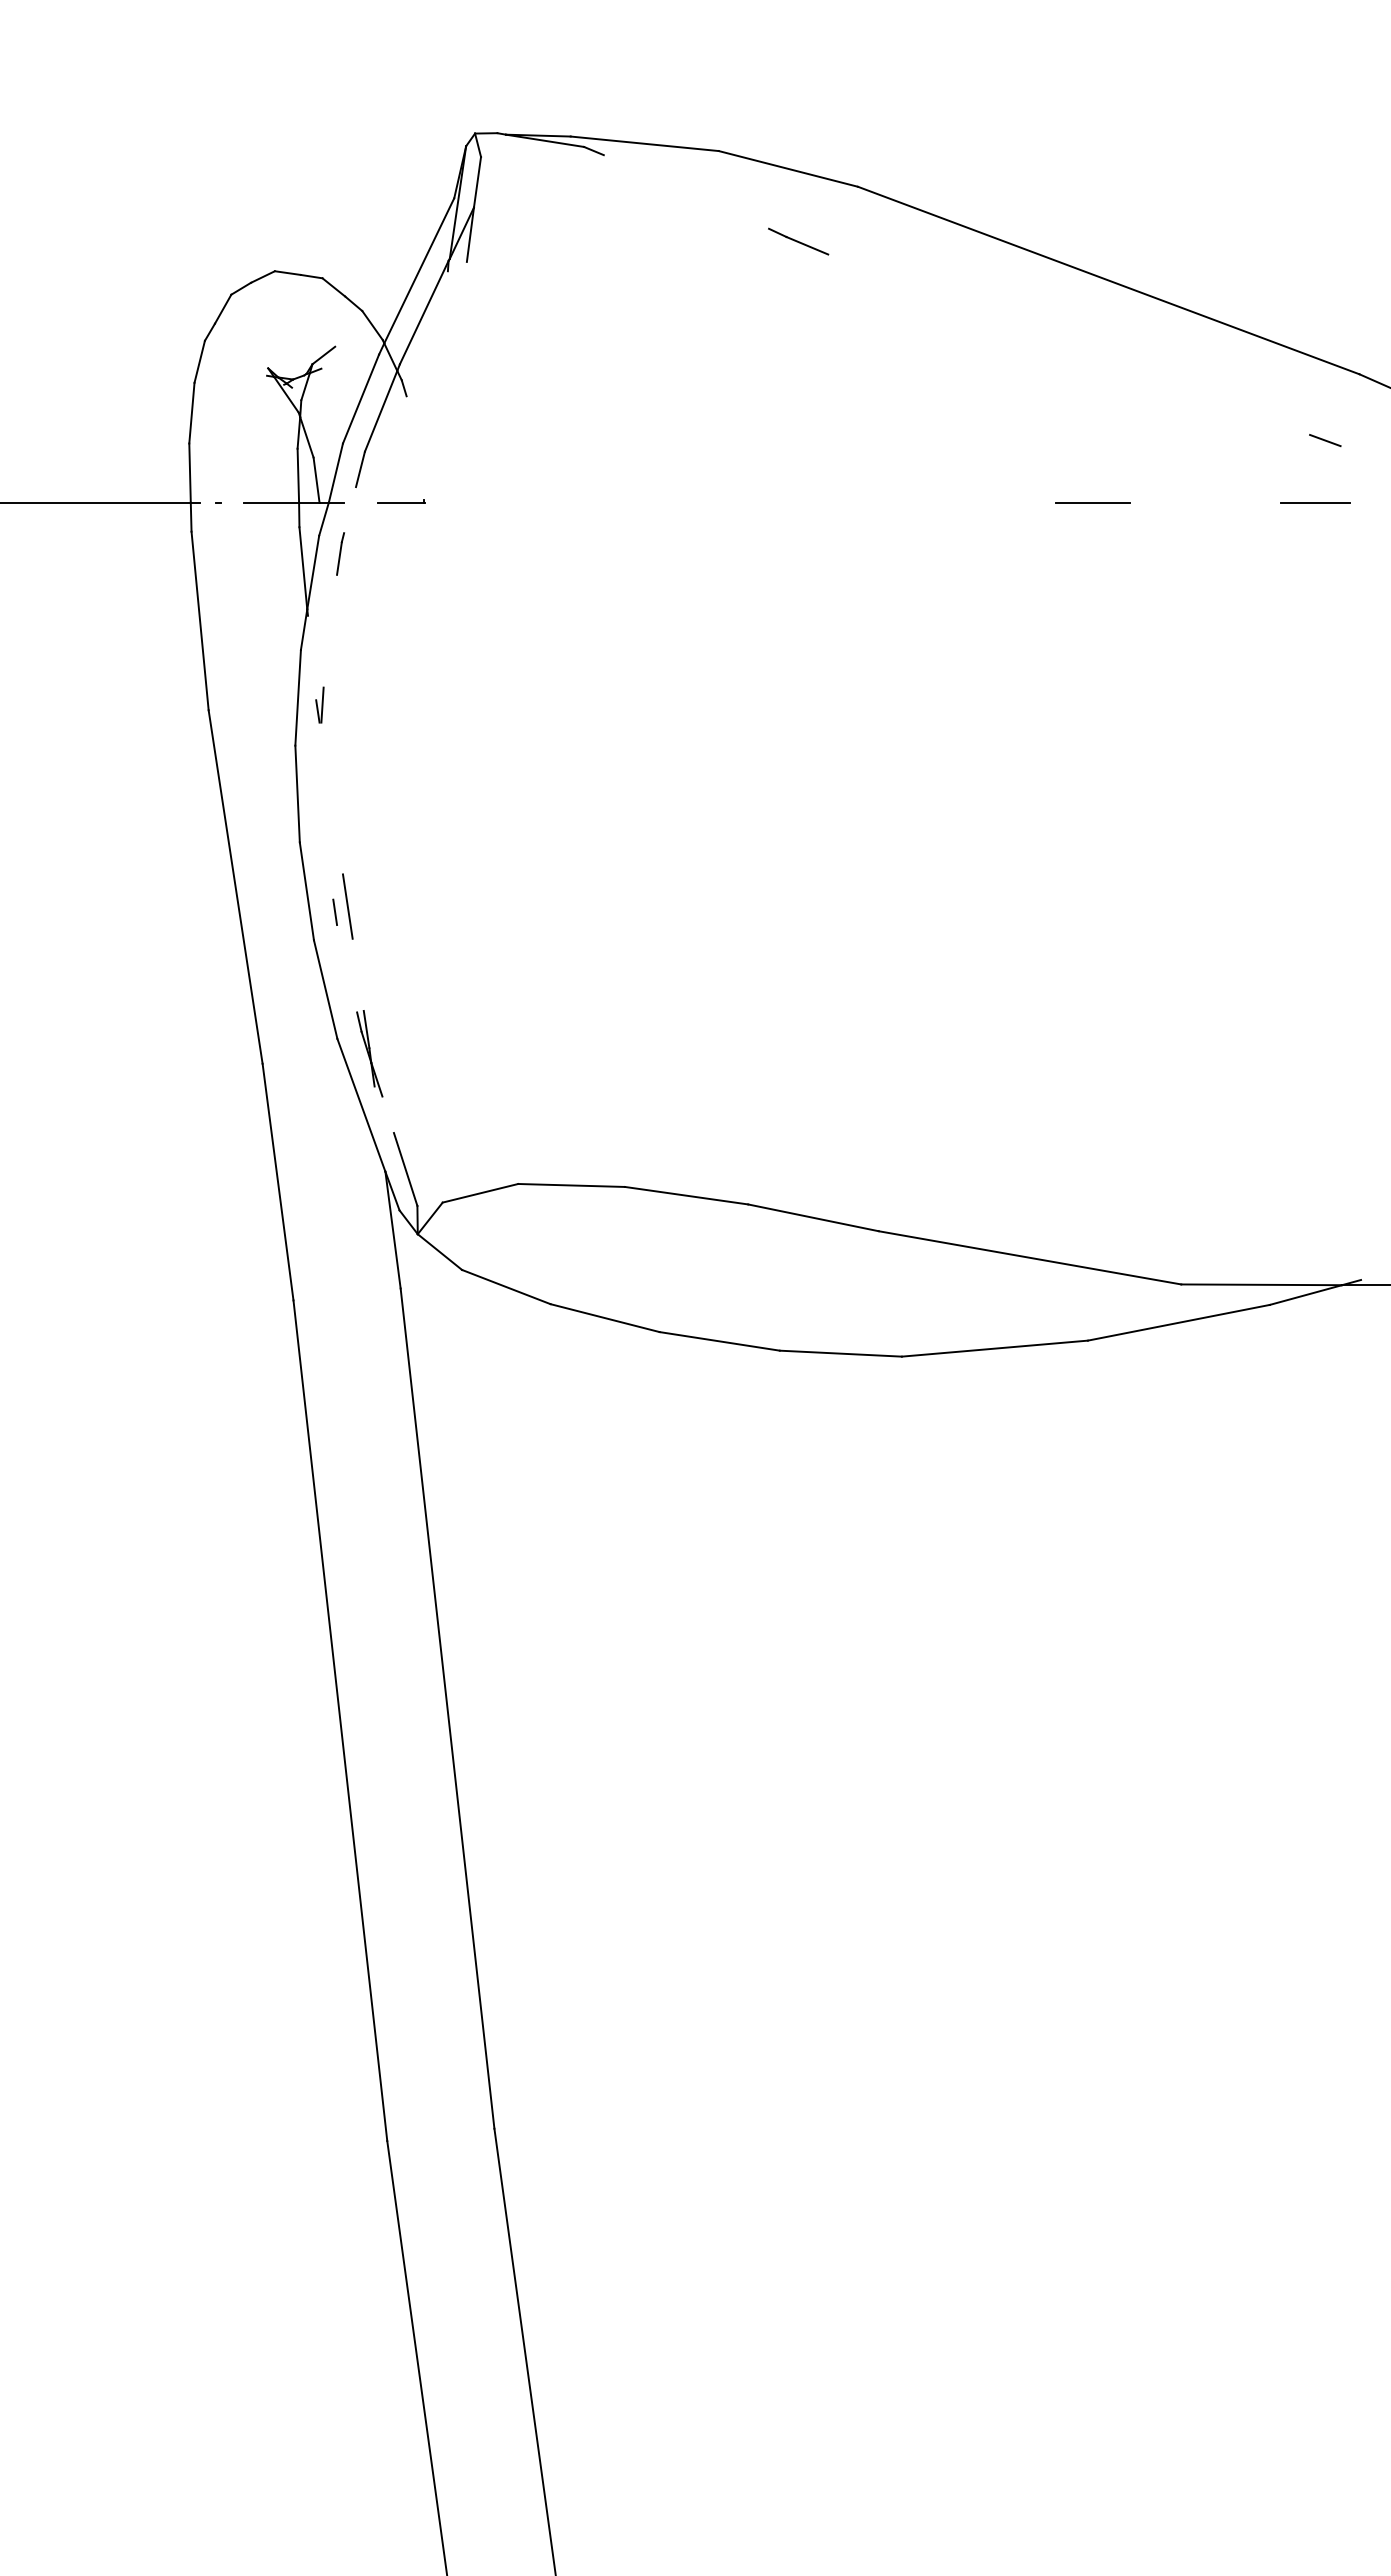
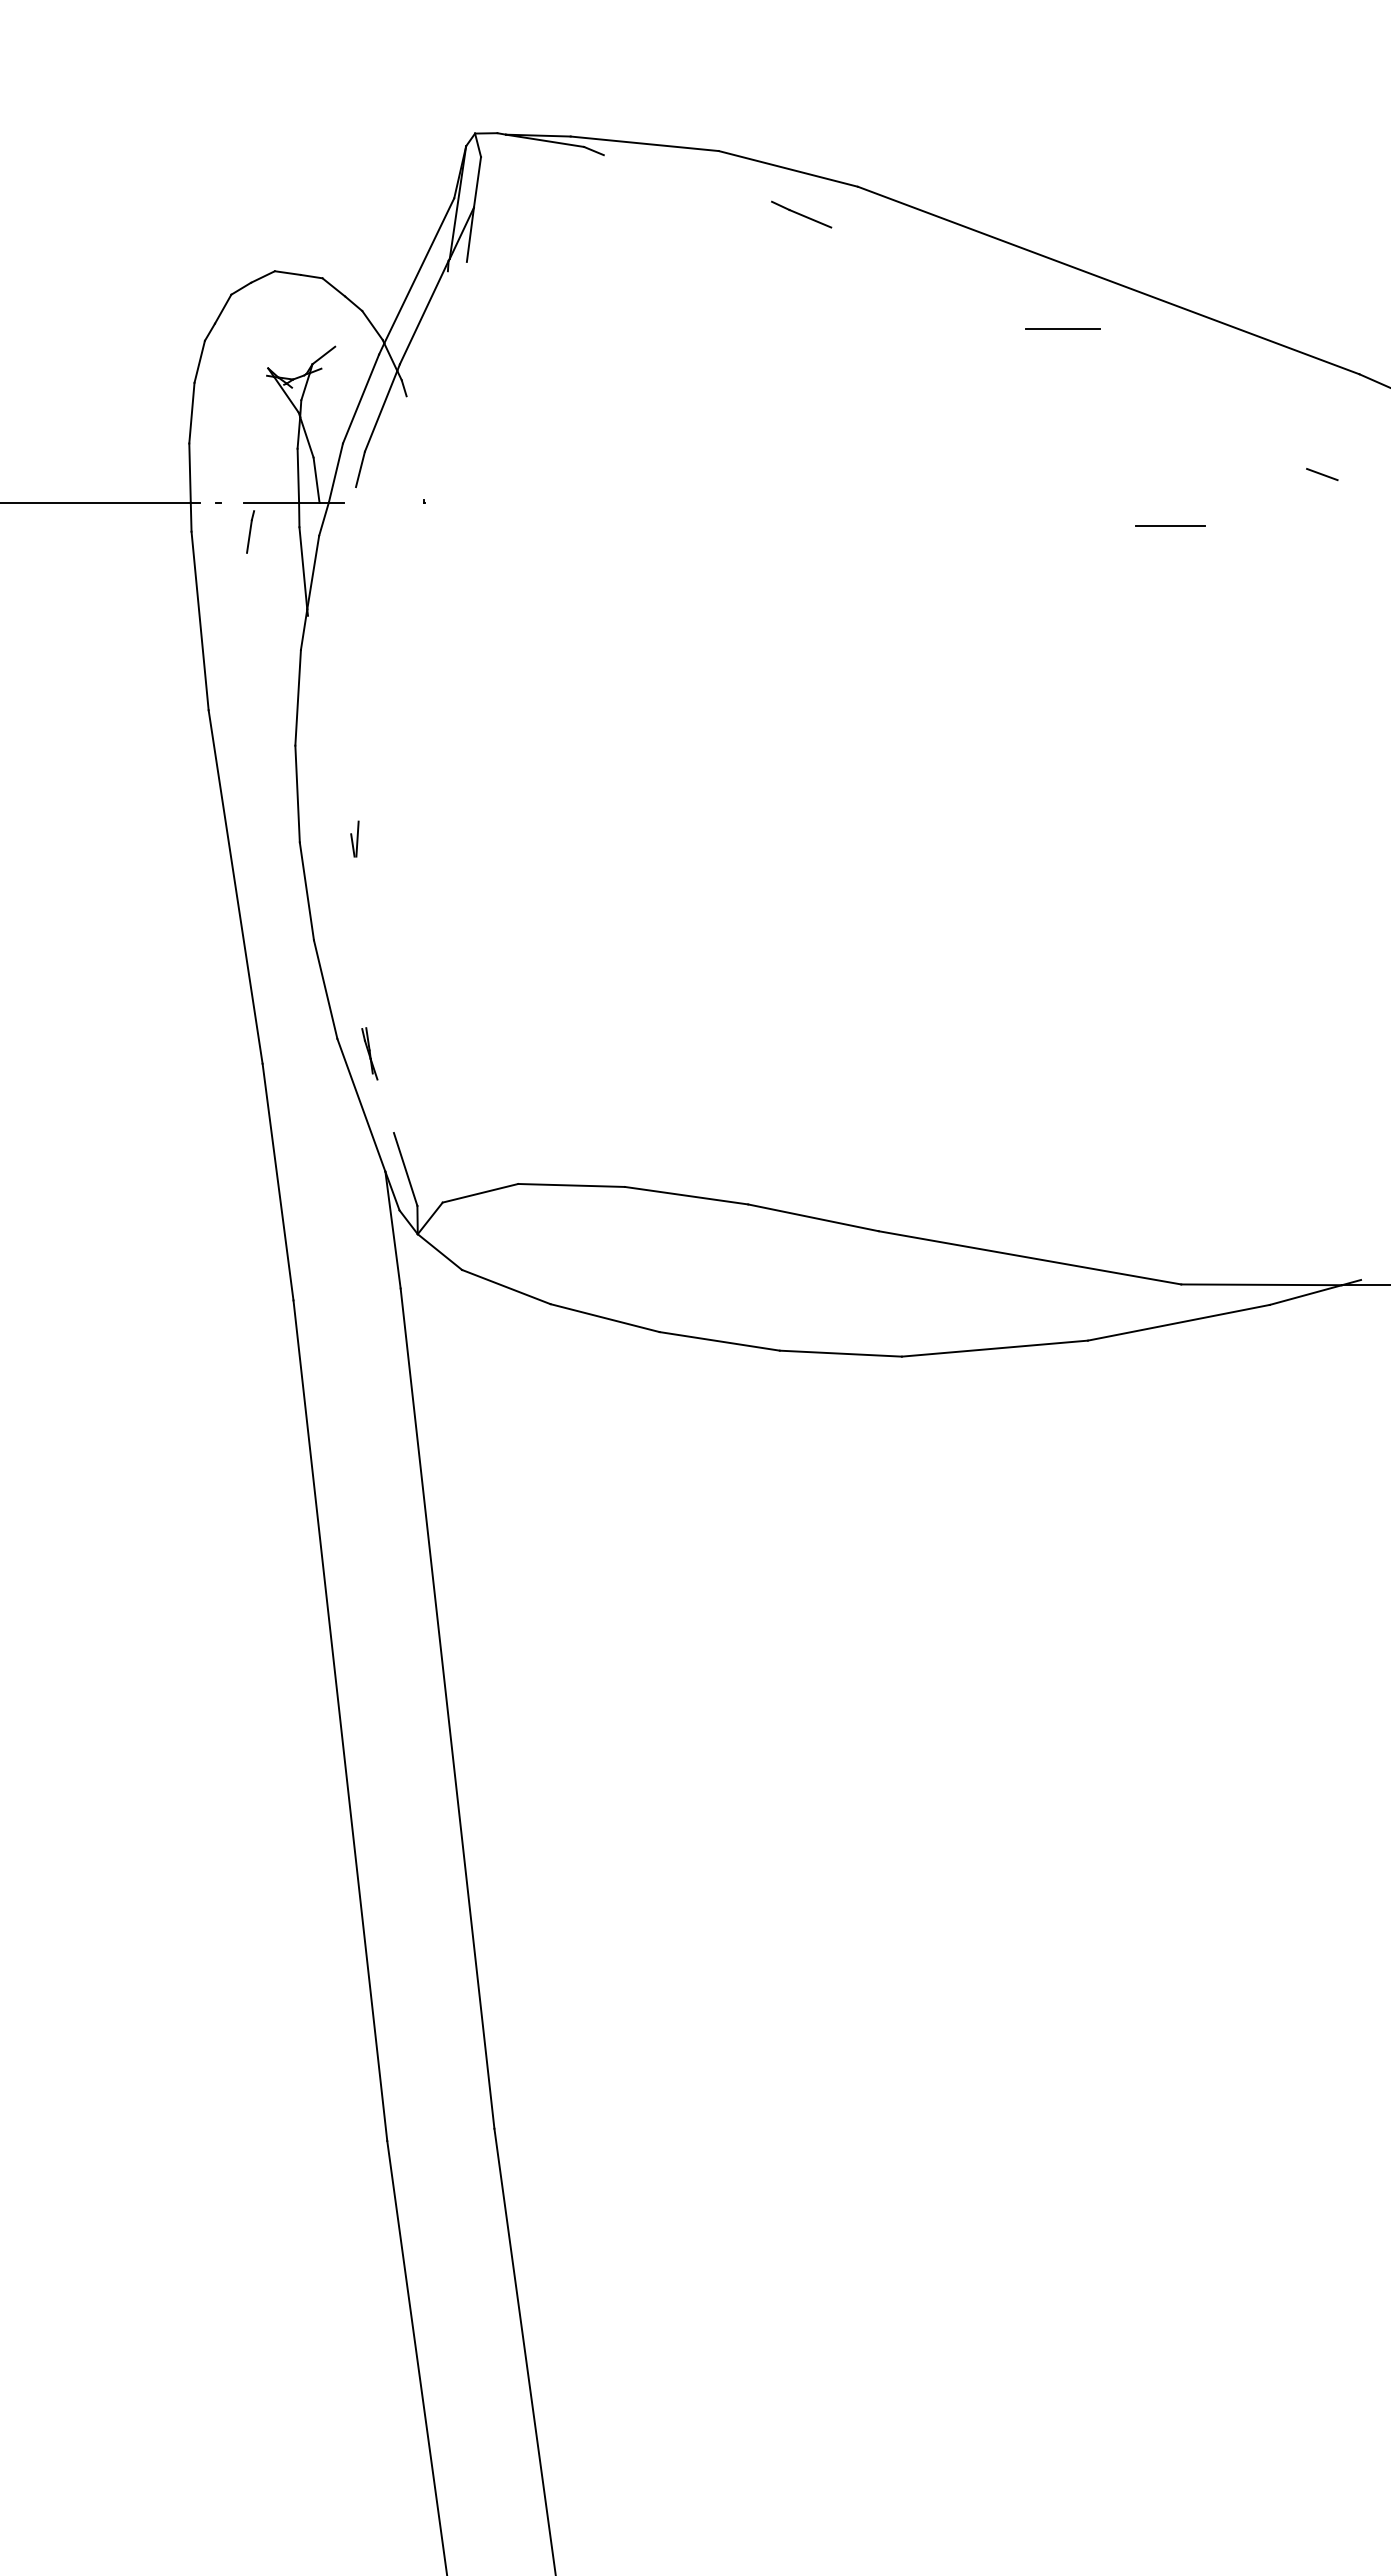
line position: (798, 241) -> (801, 214) (801, 214)
line position: (1325, 440) -> (1322, 474) (1322, 474)
line: present -> none (400, 502)
line position: (1092, 502) -> (1062, 328) (1062, 328)
line position: (1315, 502) -> (1170, 525) (1170, 525)
line position: (340, 553) -> (250, 531) (250, 531)
part position: (319, 704) -> (354, 838) (354, 838)
line: present -> none (347, 906)
line: present -> none (335, 912)
part size: 28x88 px -> 18x54 px (369, 1053)
